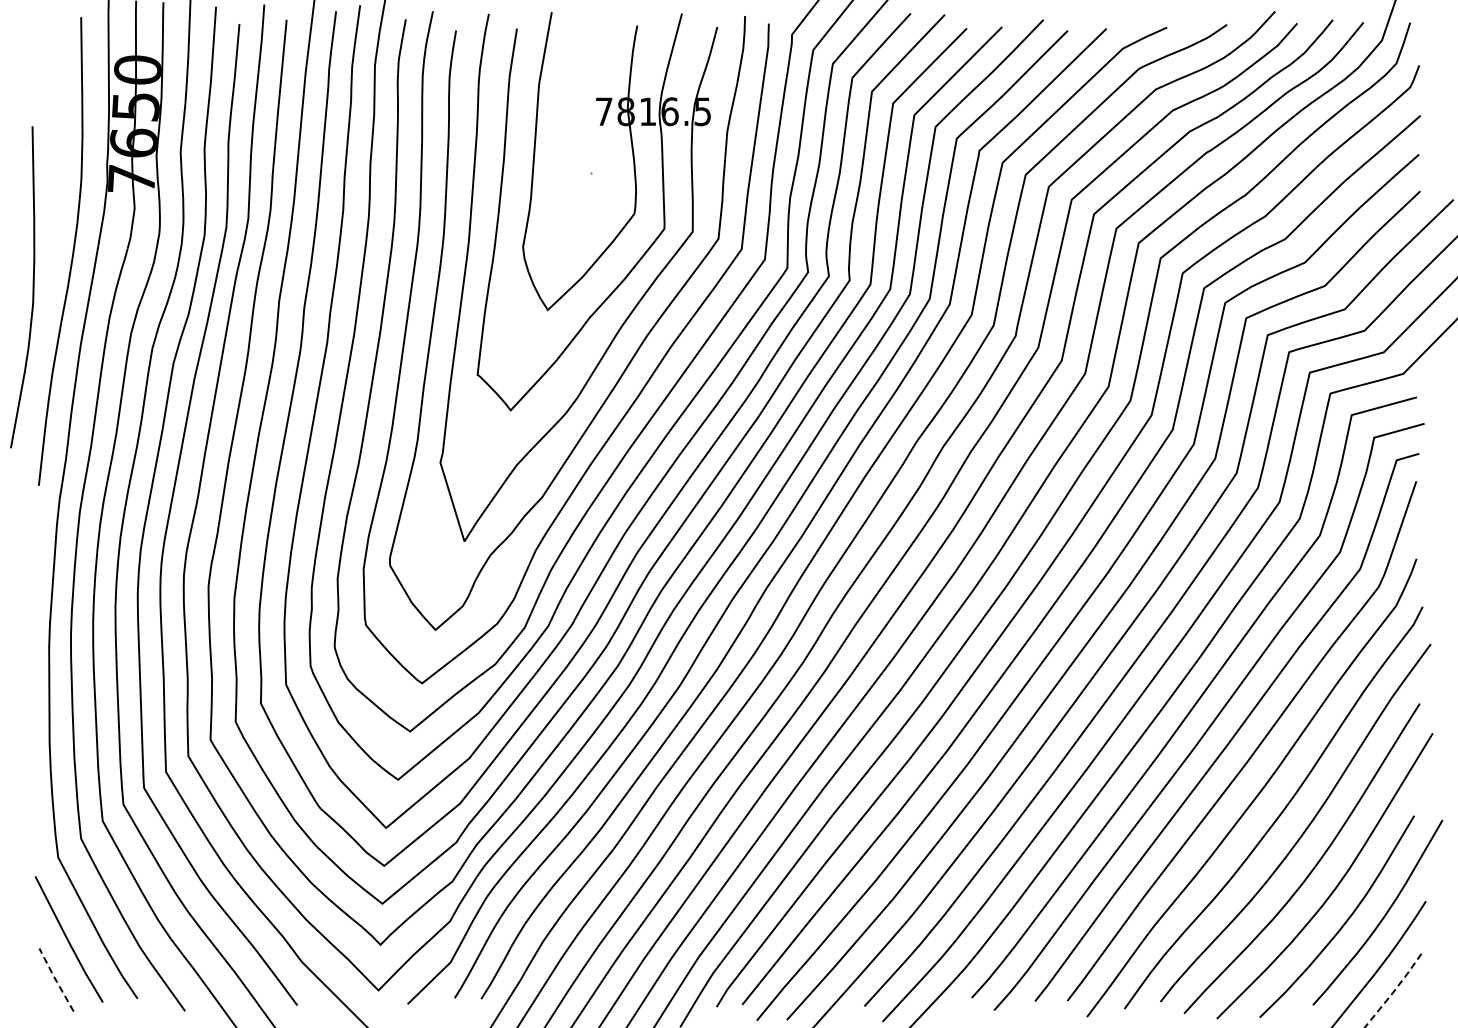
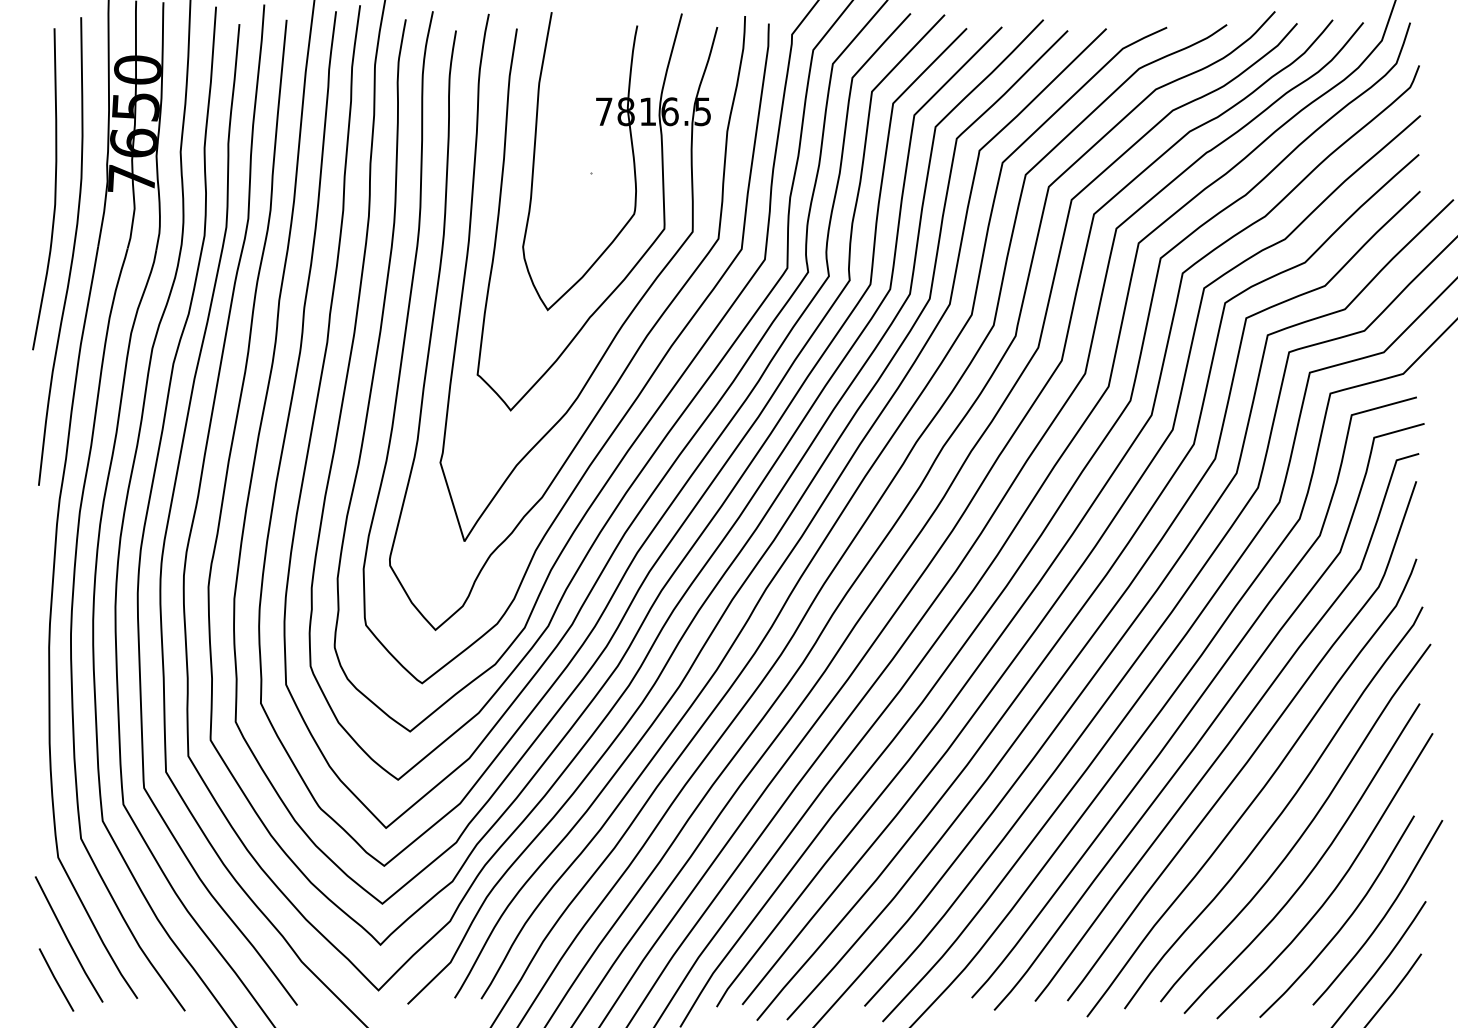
curve position: (32, 287) -> (54, 189) (54, 189)
line: dashed -> solid (55, 980)
line: dashed -> solid (1393, 991)
